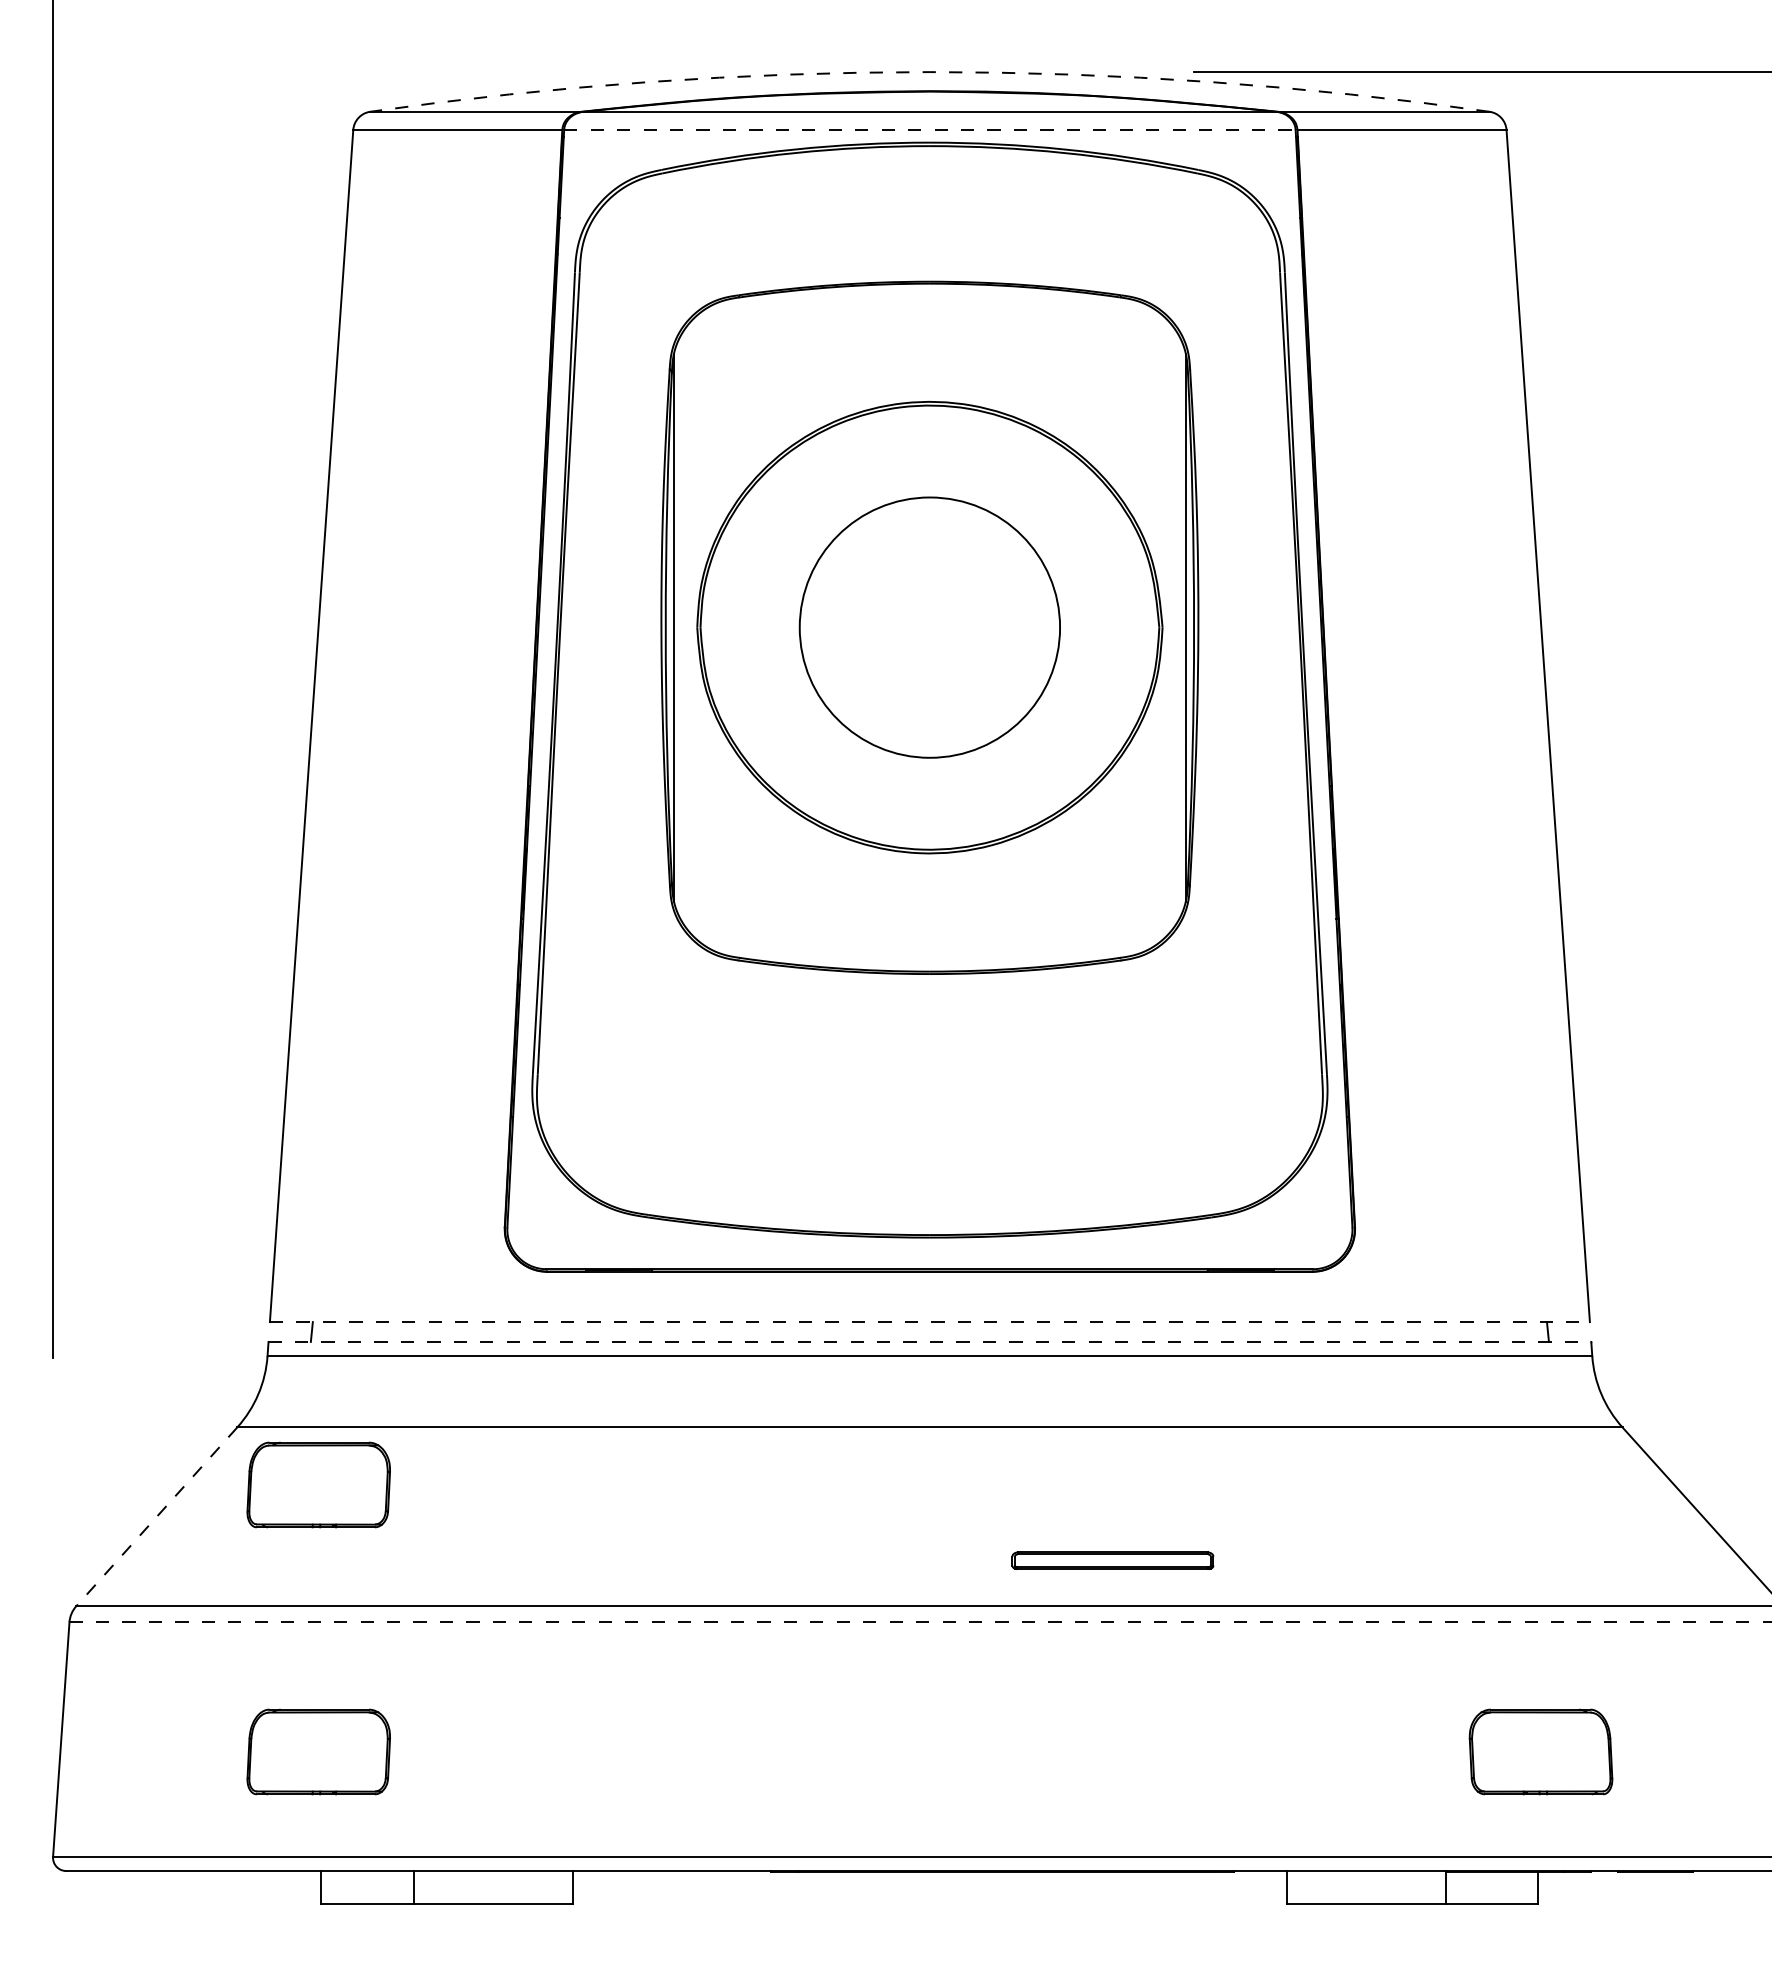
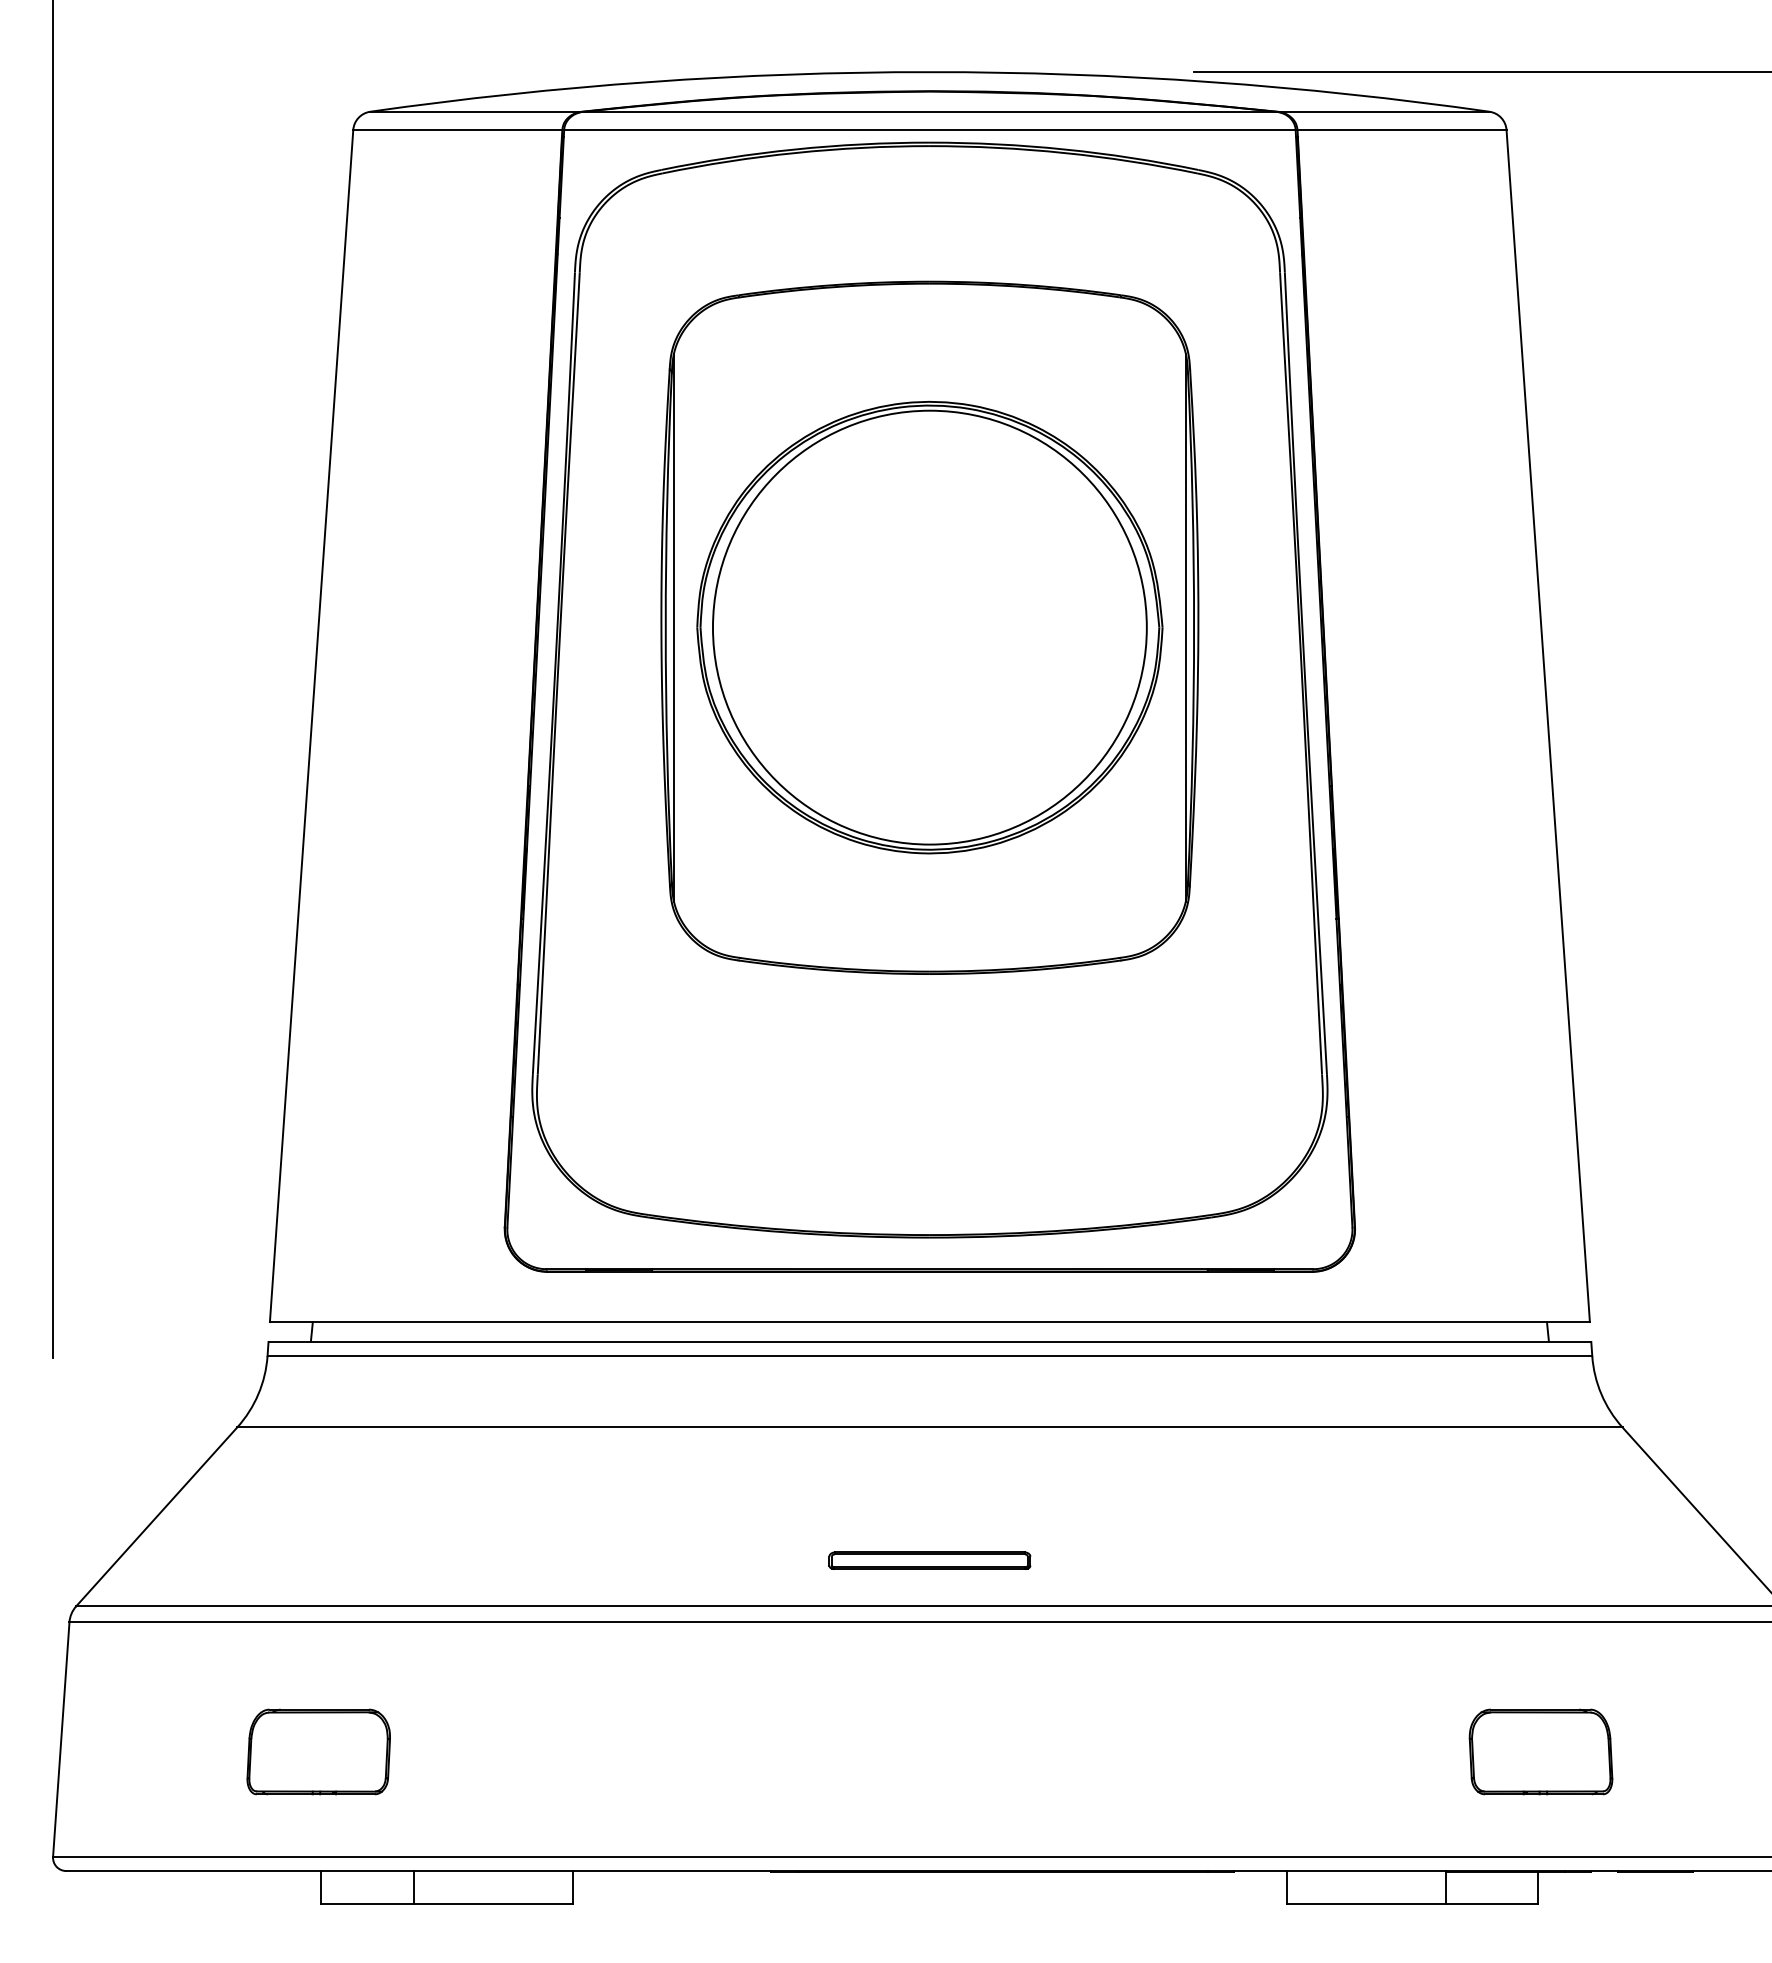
arc: dashed -> solid (929, 72)
line: dashed -> solid (929, 130)
circle diameter: 260 px -> 434 px (929, 627)
line: dashed -> solid (929, 1322)
line: dashed -> solid (930, 1341)
part: present -> none (318, 1484)
line: dashed -> solid (156, 1517)
part position: (1112, 1560) -> (929, 1560) (929, 1560)
line: dashed -> solid (920, 1622)
